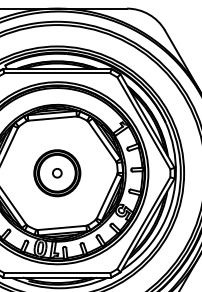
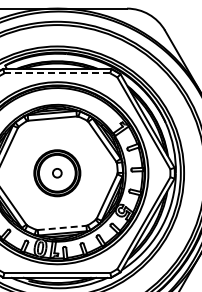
line: solid -> dashed (57, 73)
line: solid -> dashed (62, 227)
